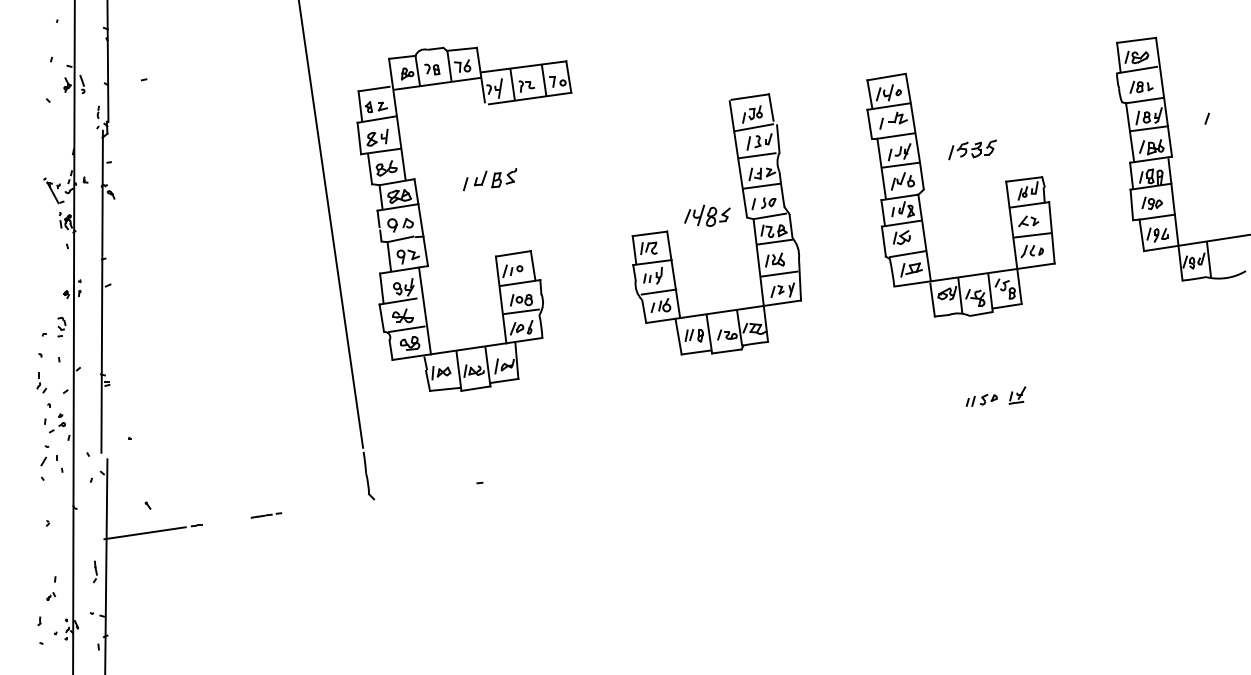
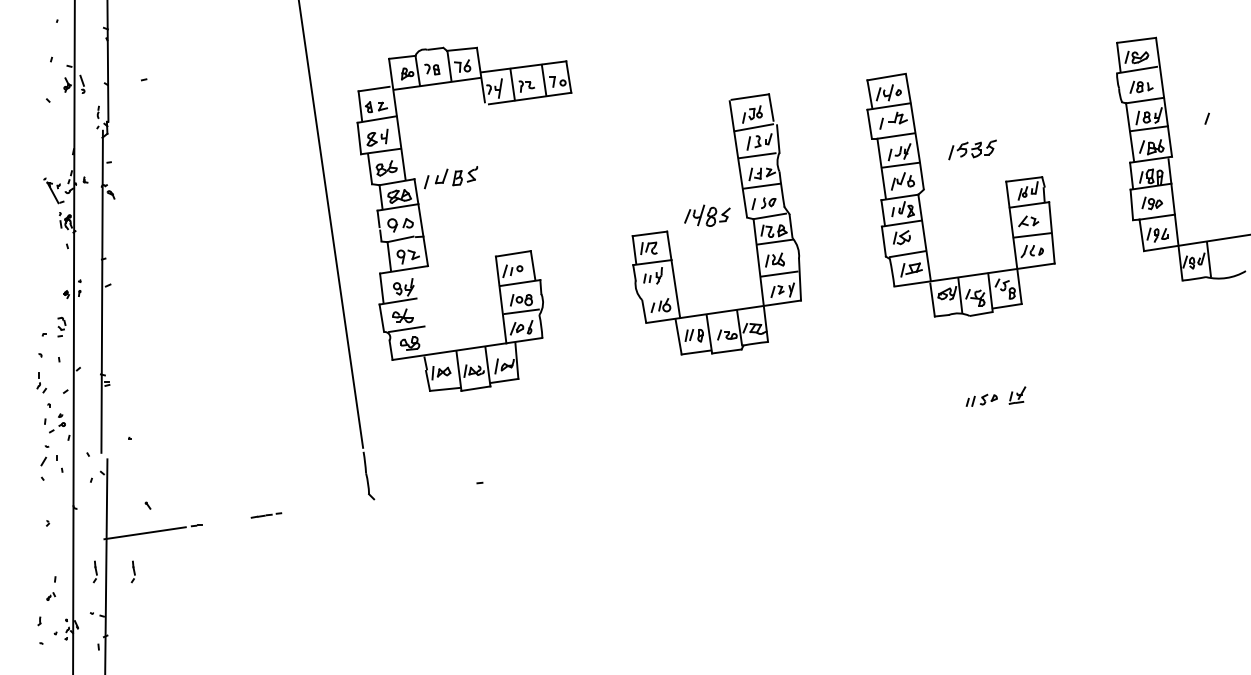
part position: (490, 179) -> (451, 177) (451, 177)
line: present -> none (658, 291)
line: present -> none (425, 310)
part: none -> present (132, 571)
